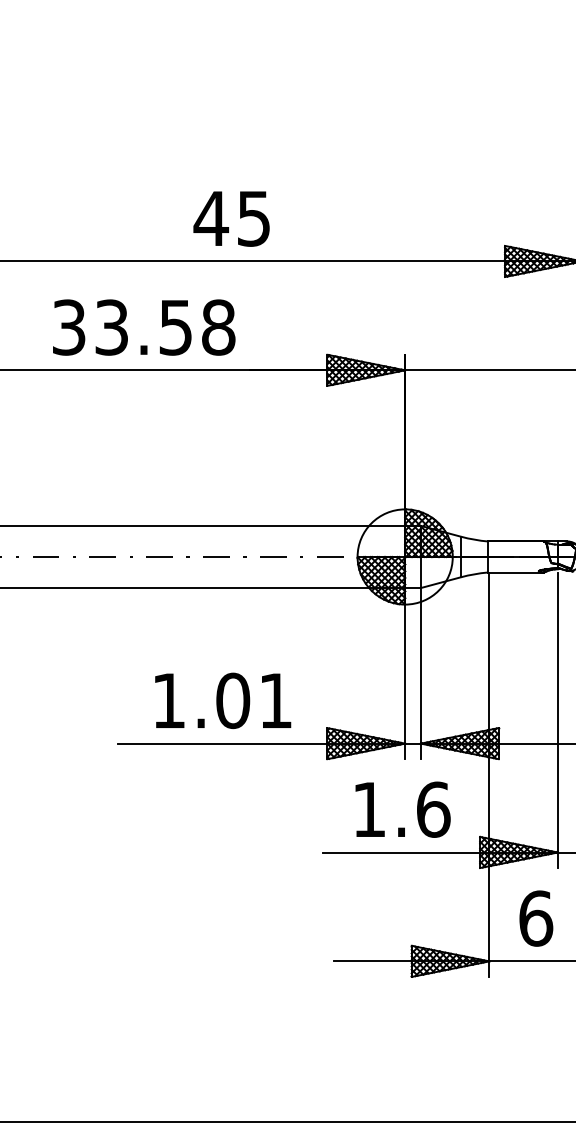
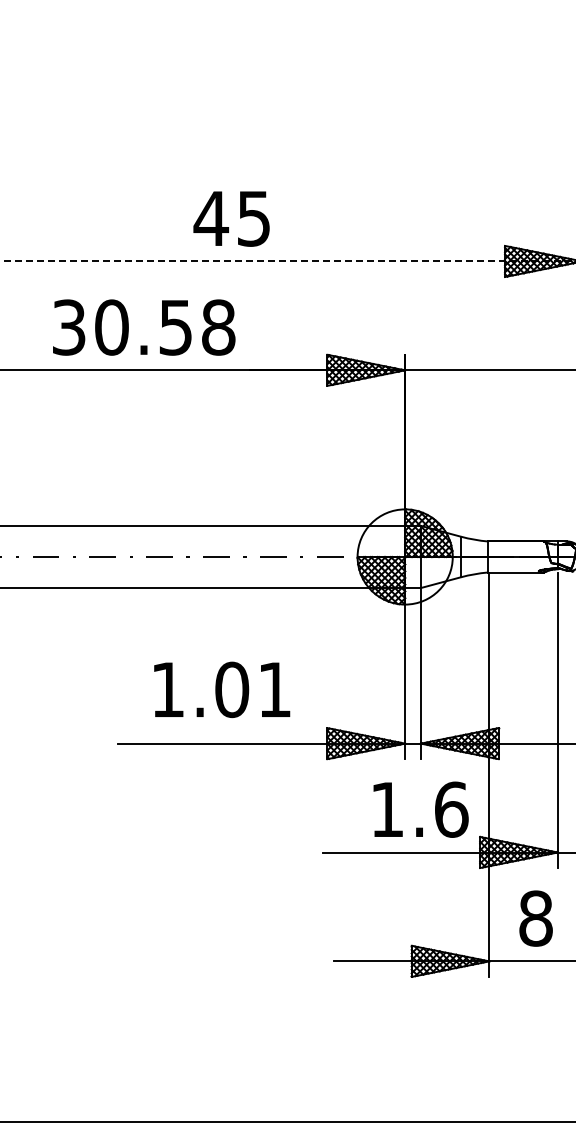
line: solid -> dashed (288, 261)
text: 33.58 -> 30.58 (111, 327)
text position: (223, 700) -> (222, 689) (222, 689)
text position: (402, 809) -> (420, 809) (420, 809)
text: 6 -> 8 (536, 918)
